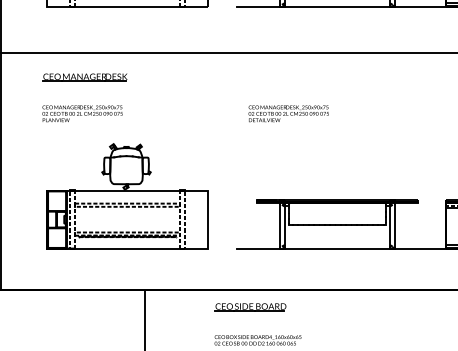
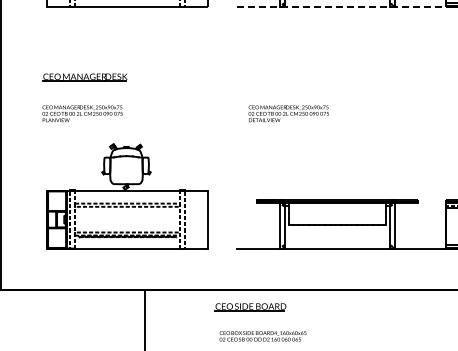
line: solid -> dashed (347, 6)
line: present -> none (228, 52)
text position: (257, 340) -> (262, 336) (262, 336)
